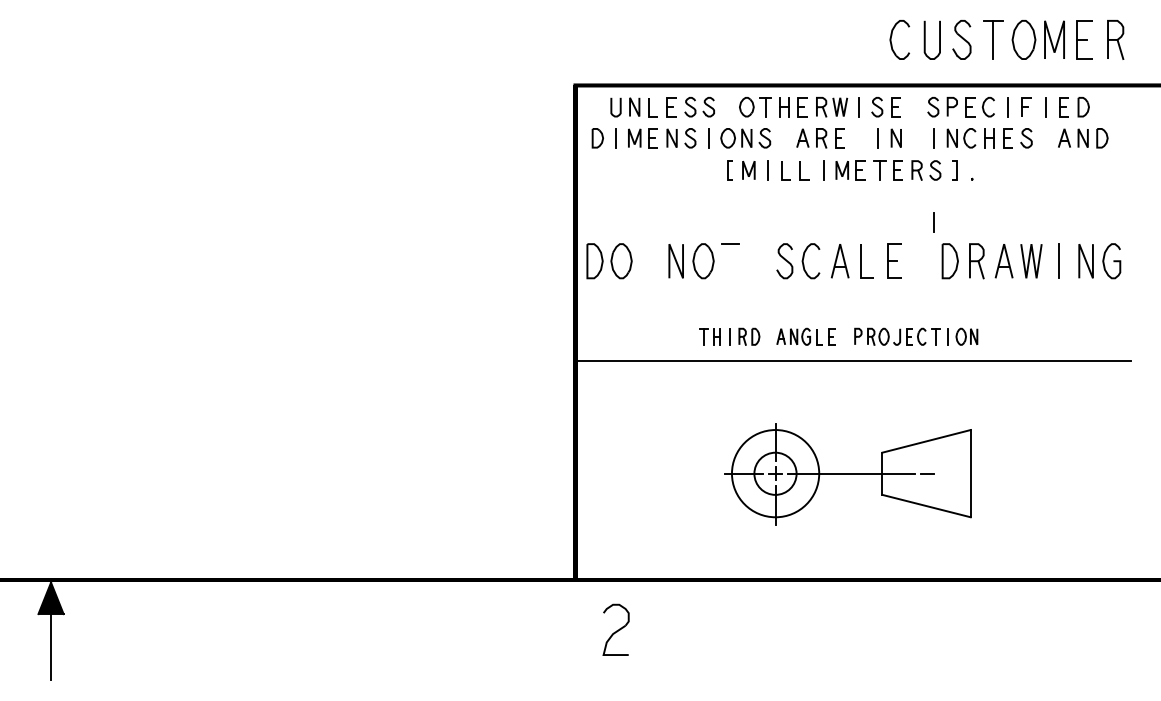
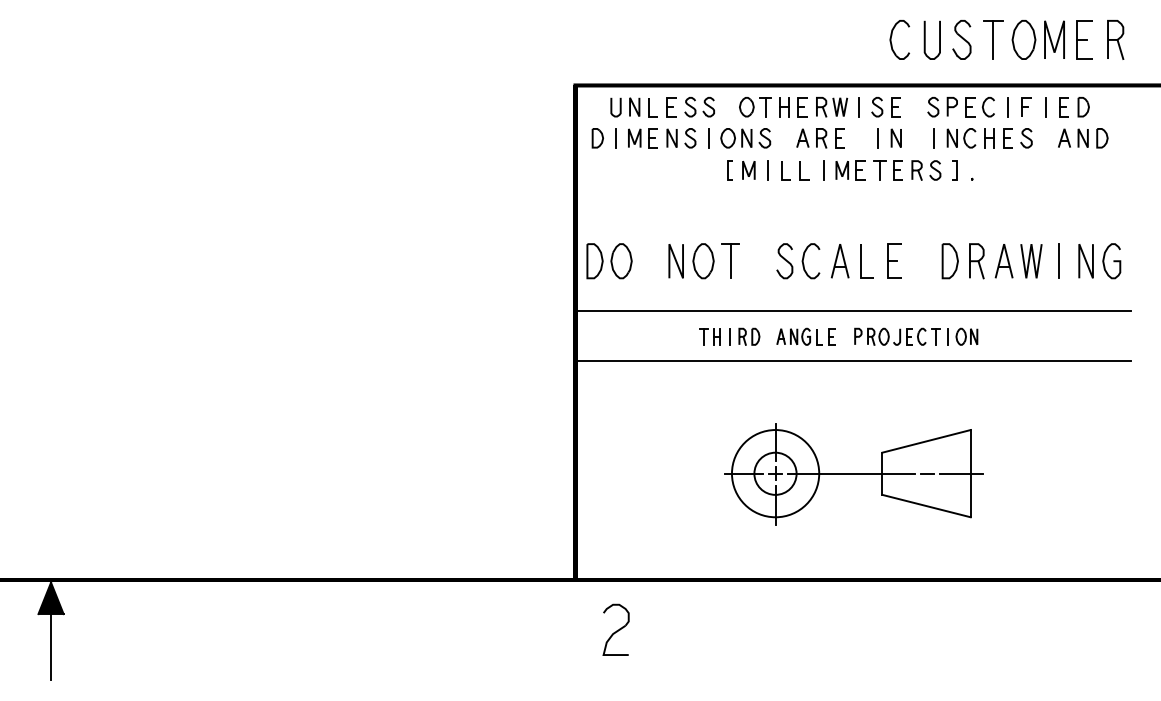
line: present -> none (933, 222)
line: none -> present (730, 261)
line: none -> present (853, 311)
line: none -> present (961, 473)
